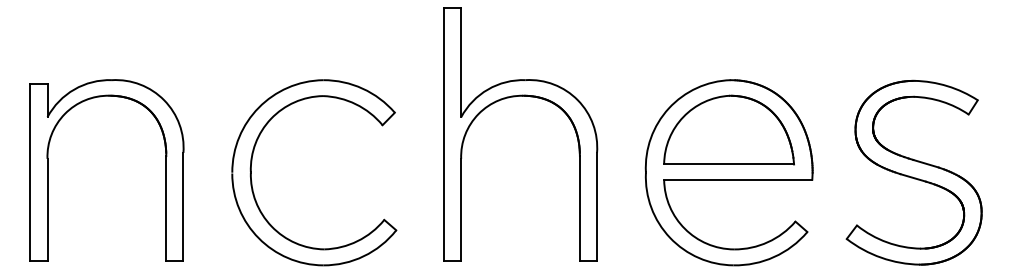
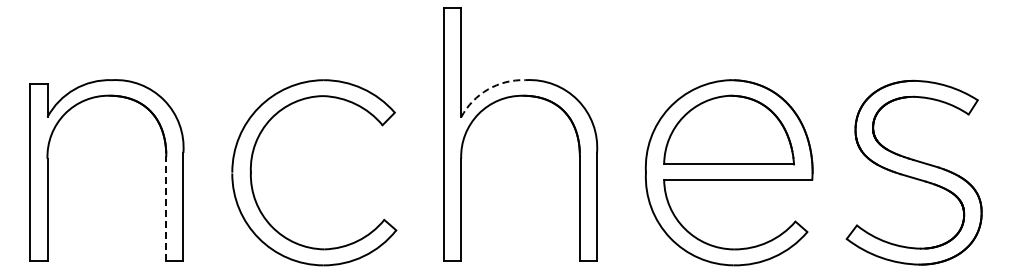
arc: solid -> dashed (488, 89)
line: solid -> dashed (166, 208)
